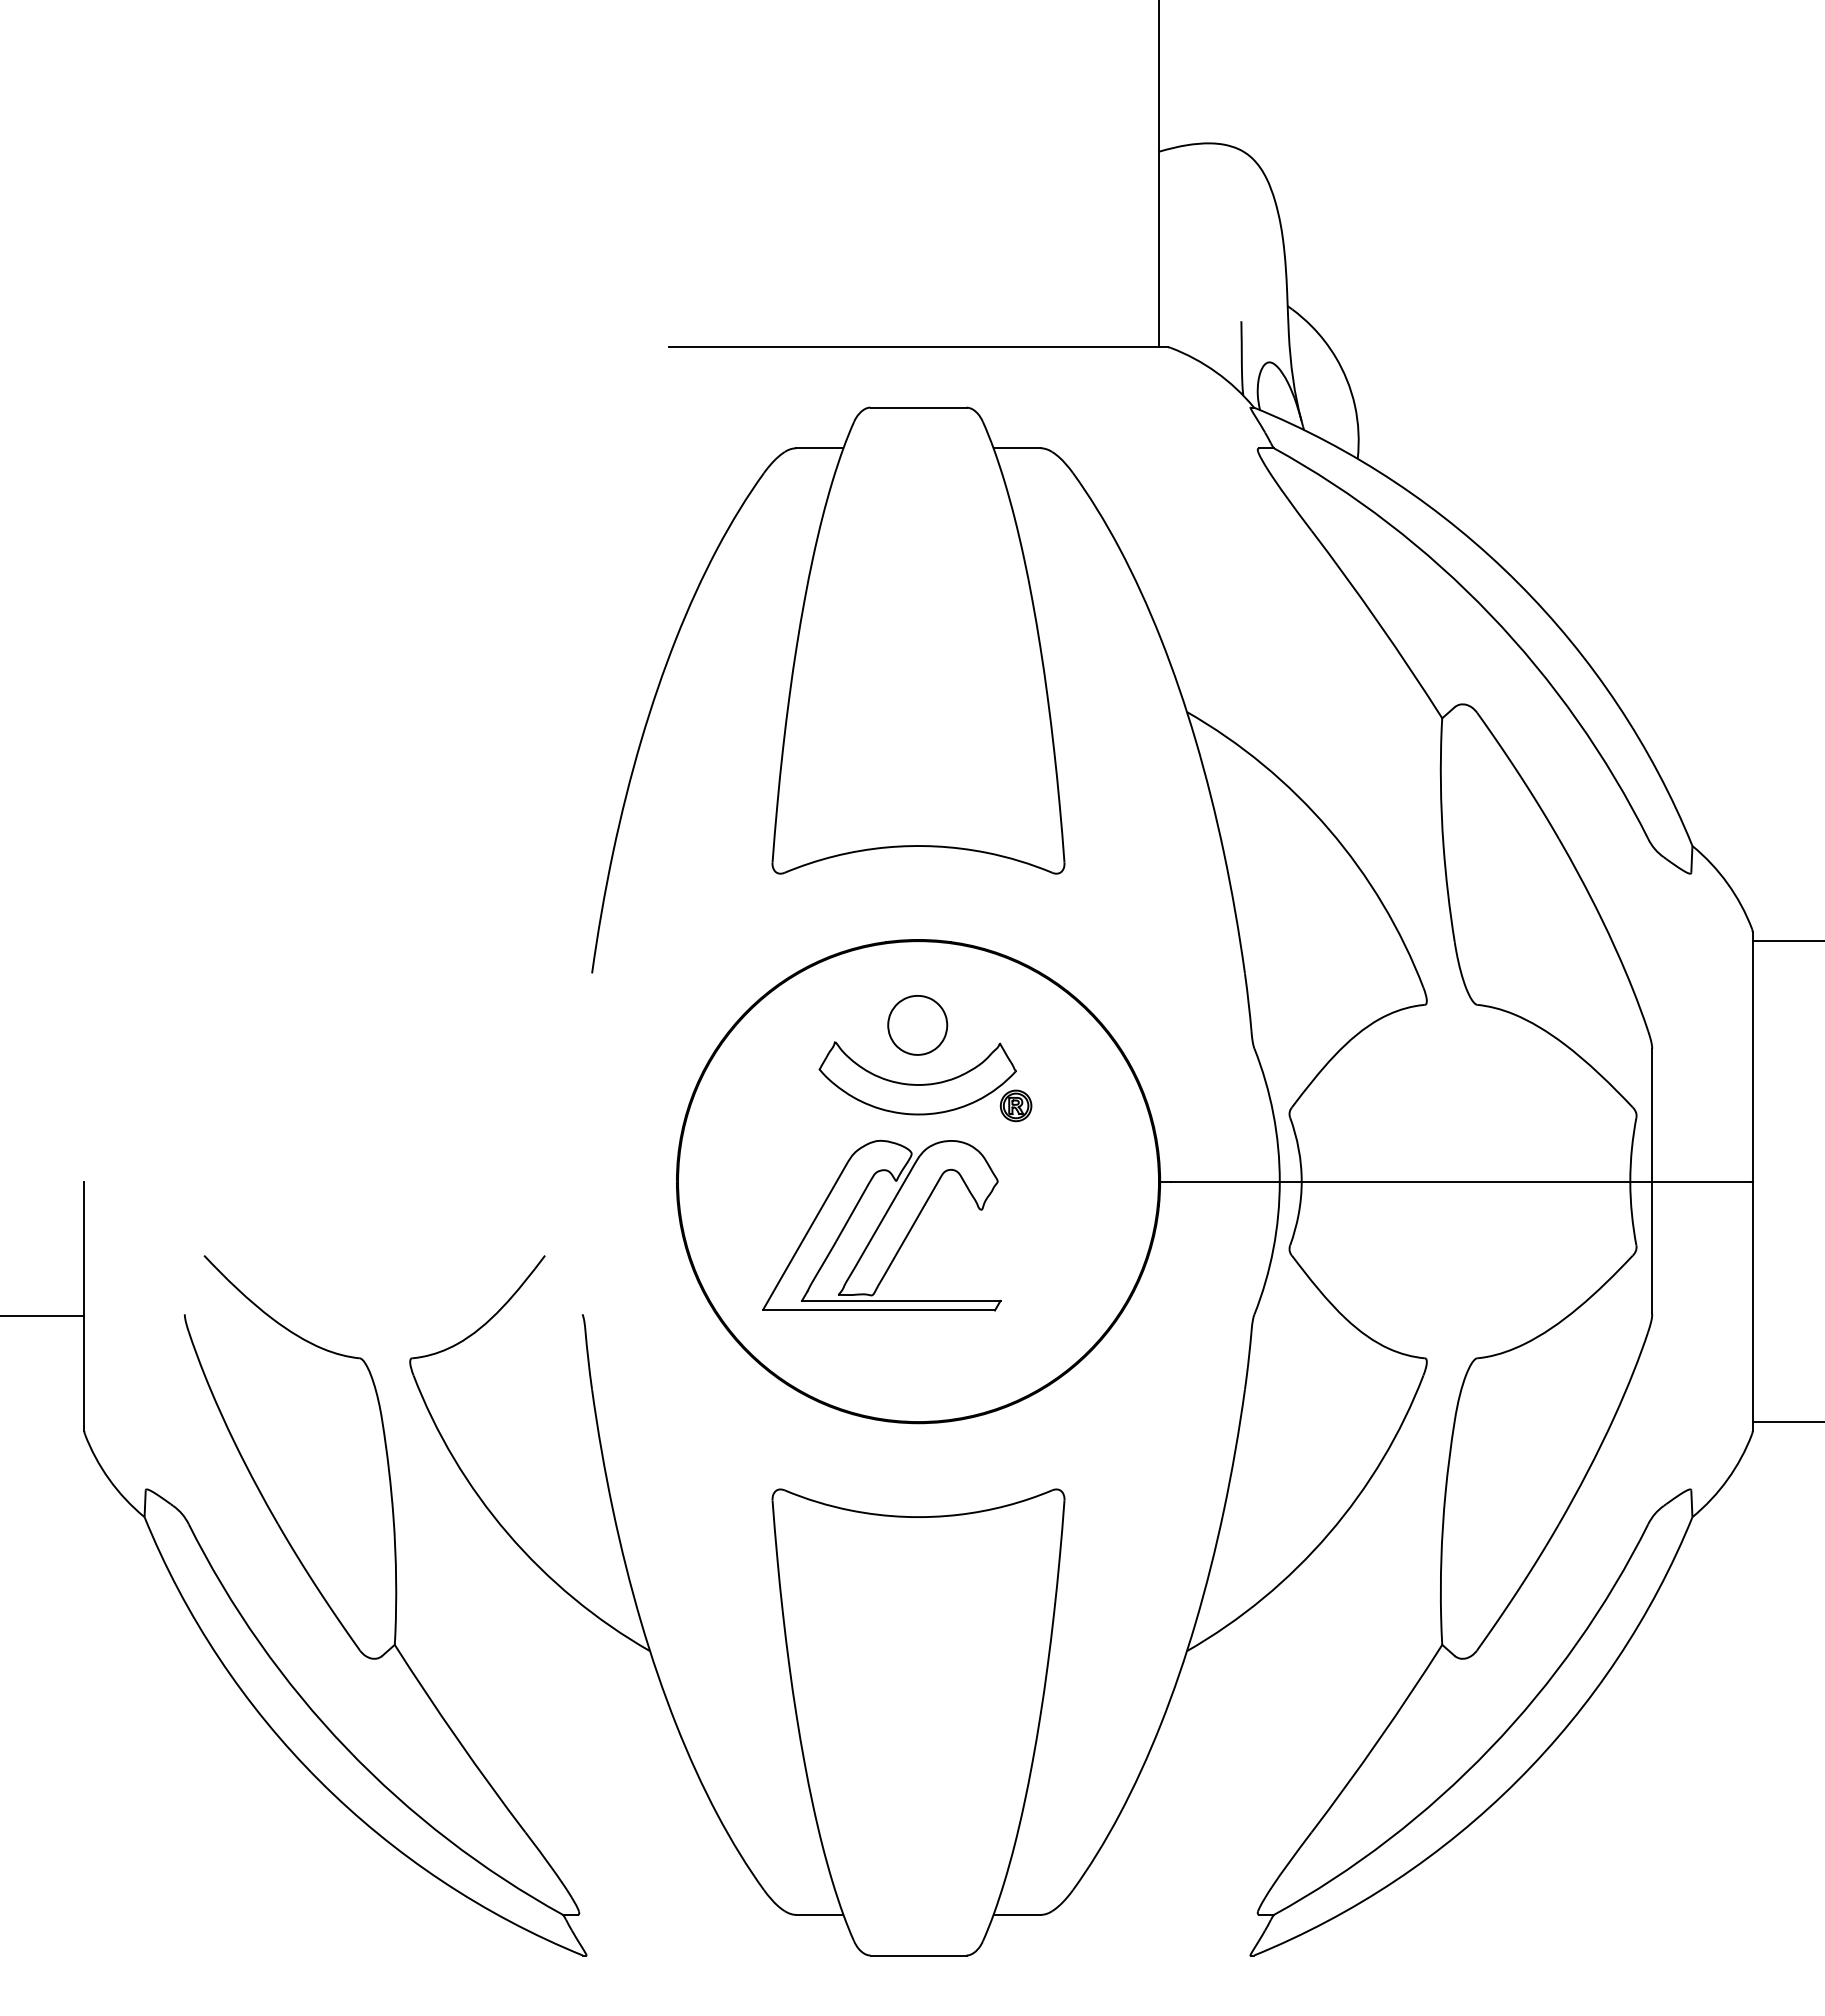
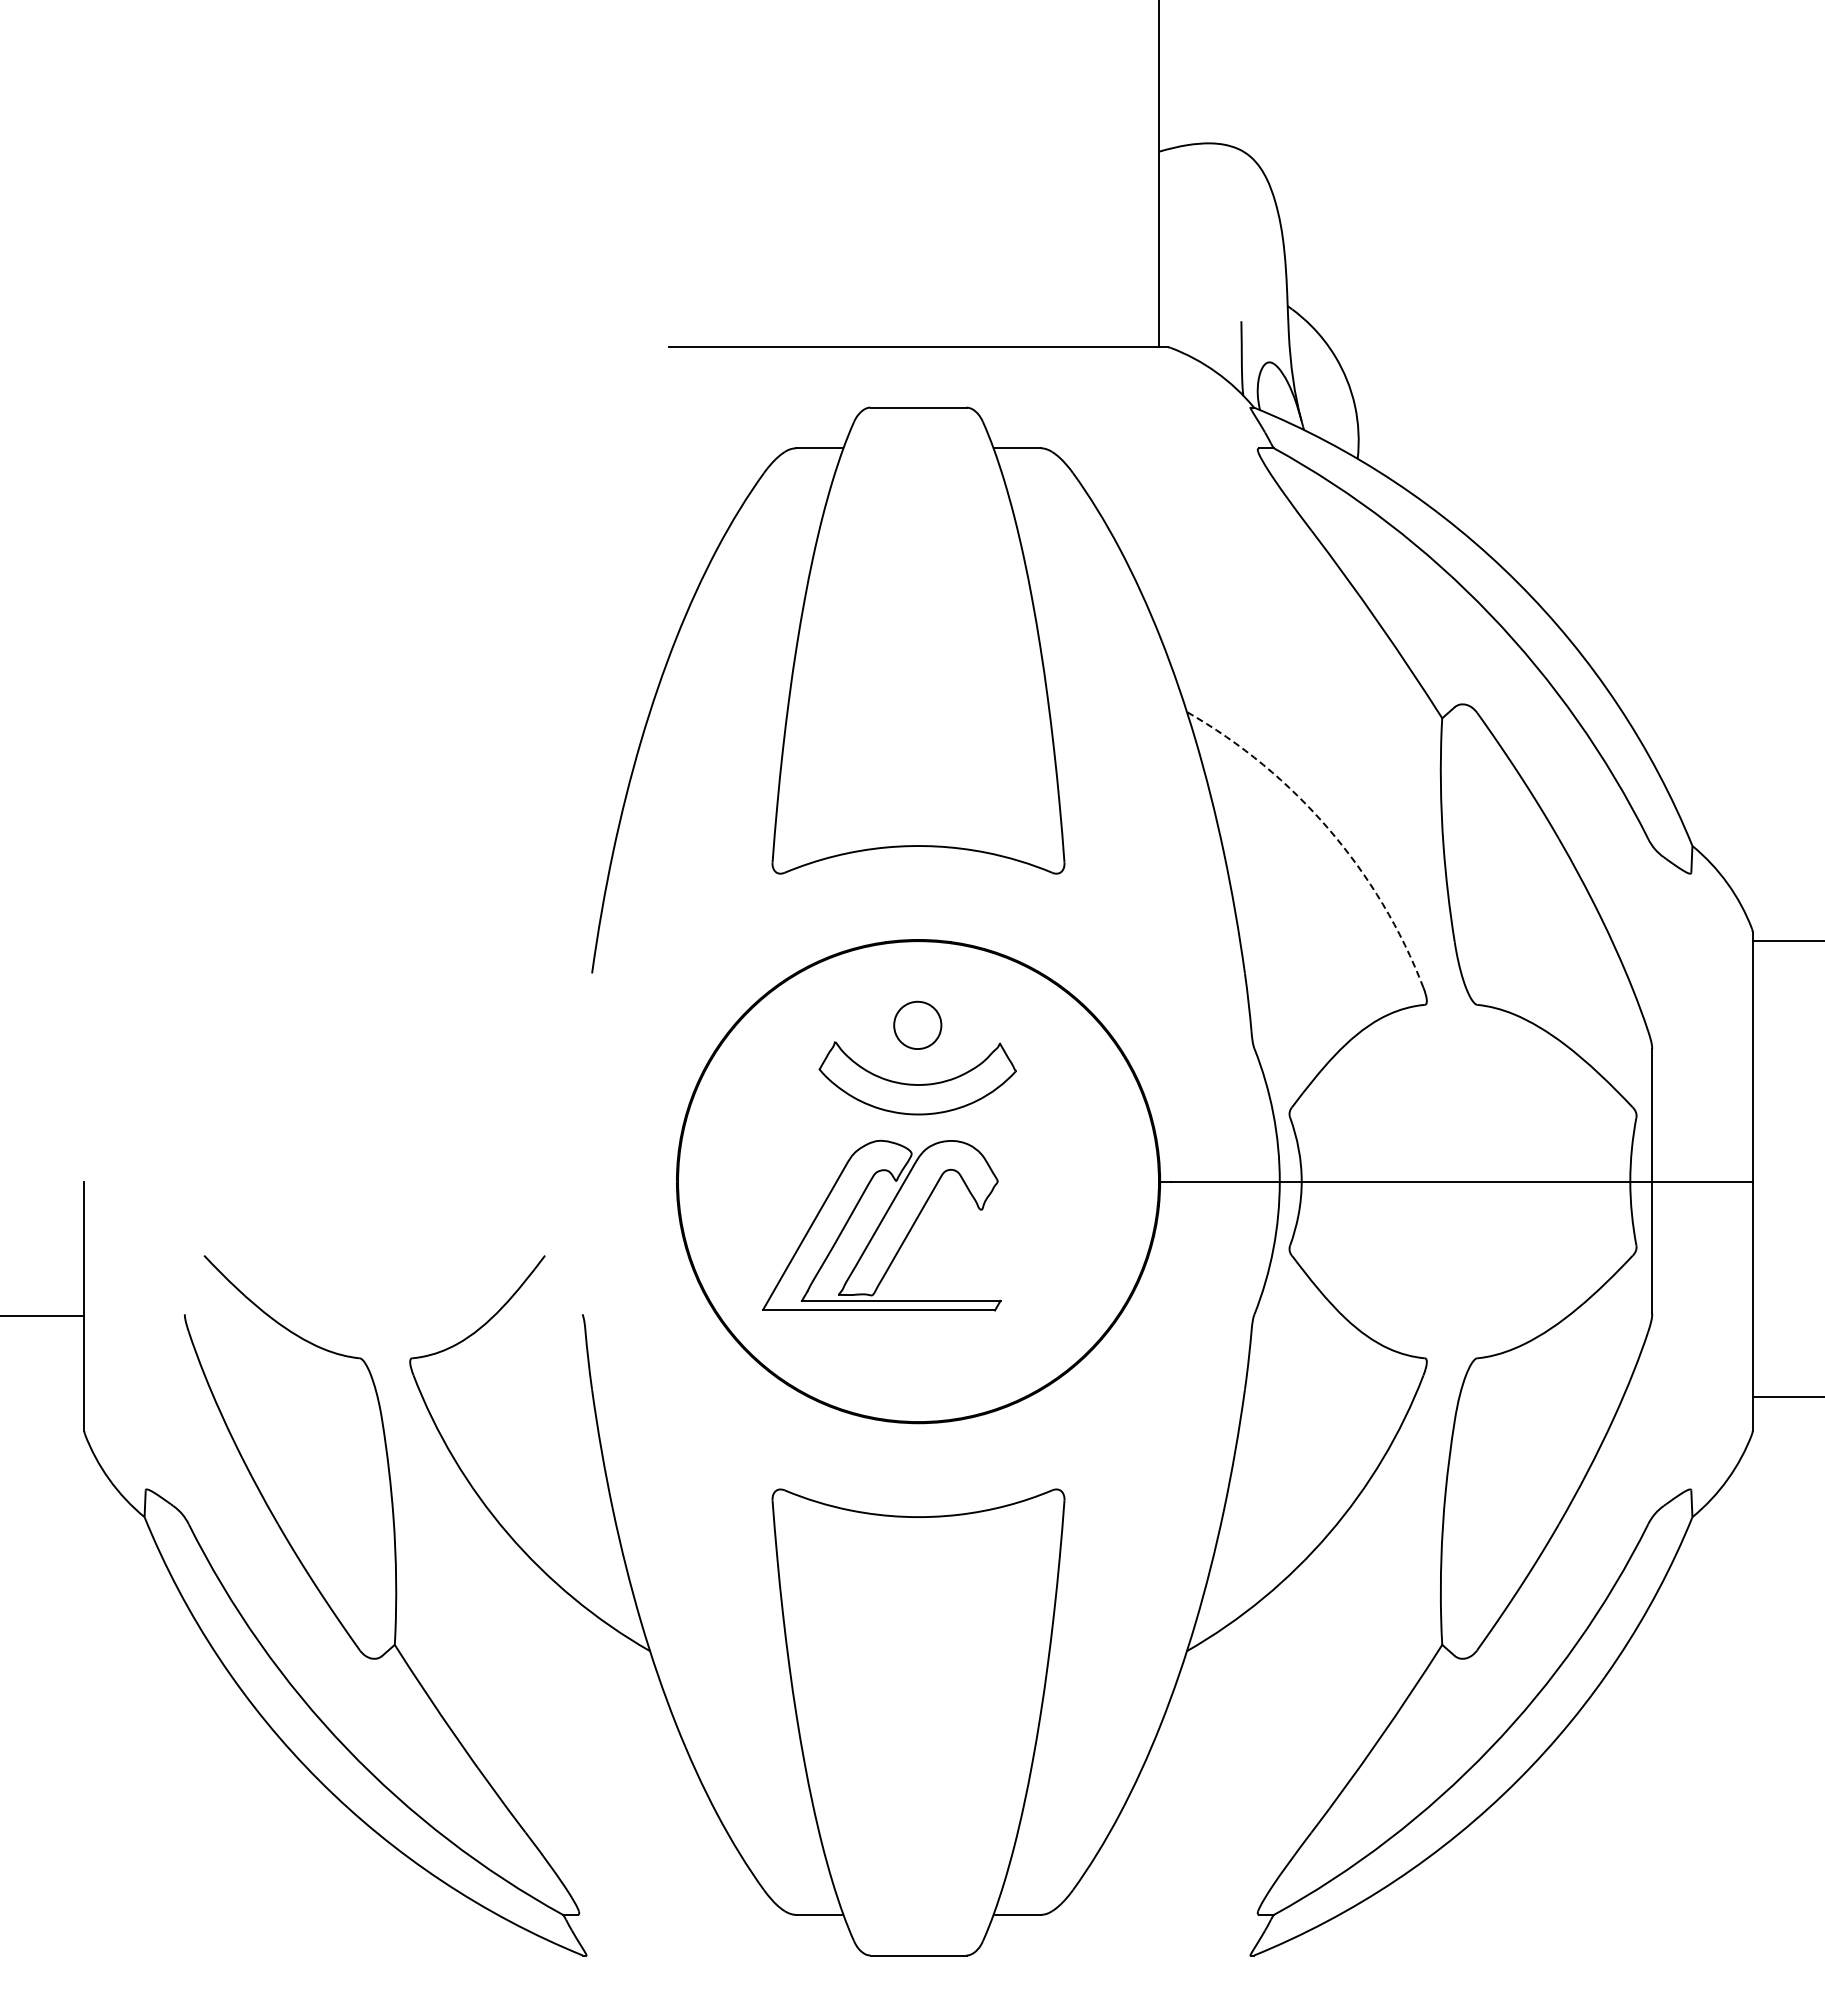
arc: solid -> dashed (1329, 829)
part size: 62x61 px -> 50x50 px (917, 1024)
part: present -> none (1015, 1105)
line position: (1786, 1422) -> (1786, 1397) (1786, 1397)
